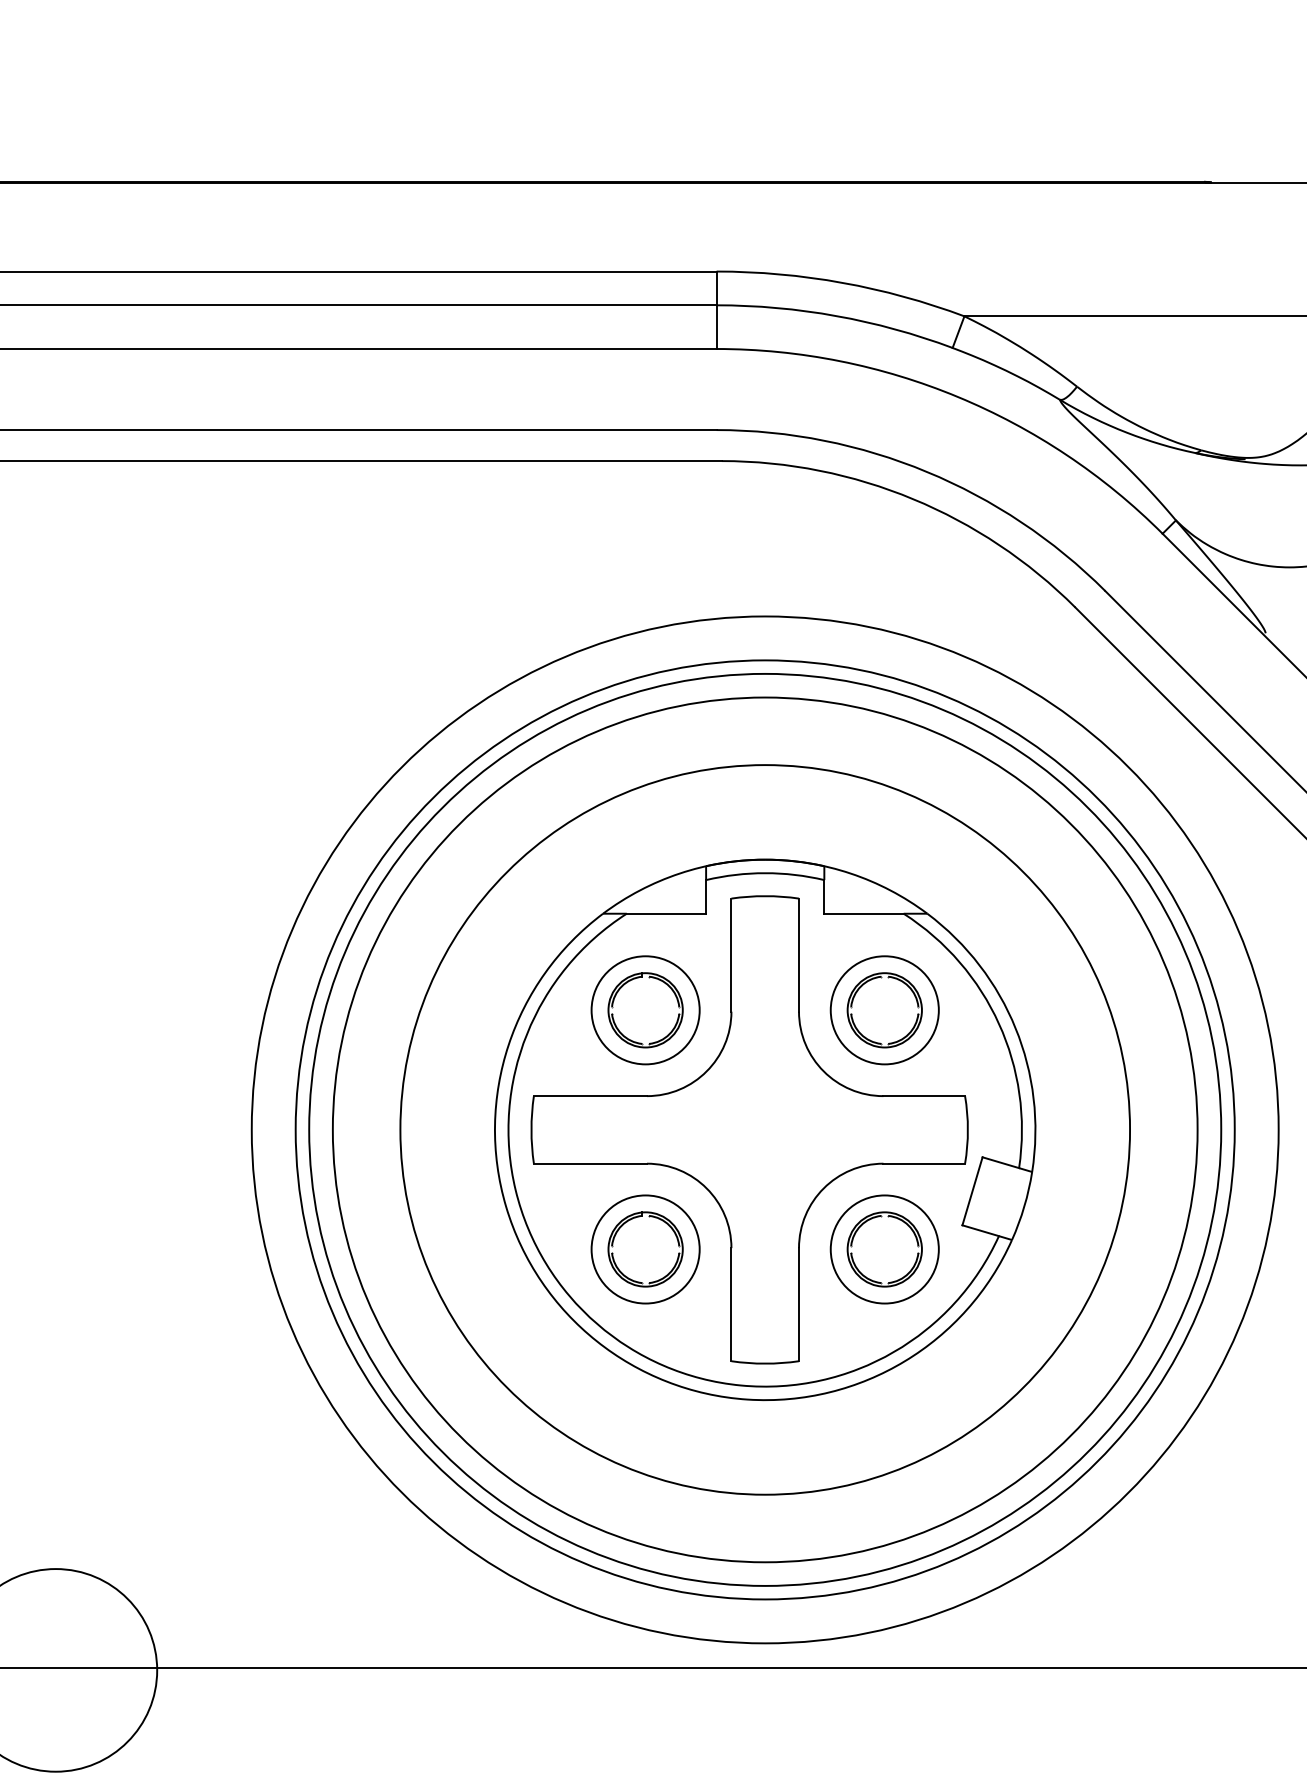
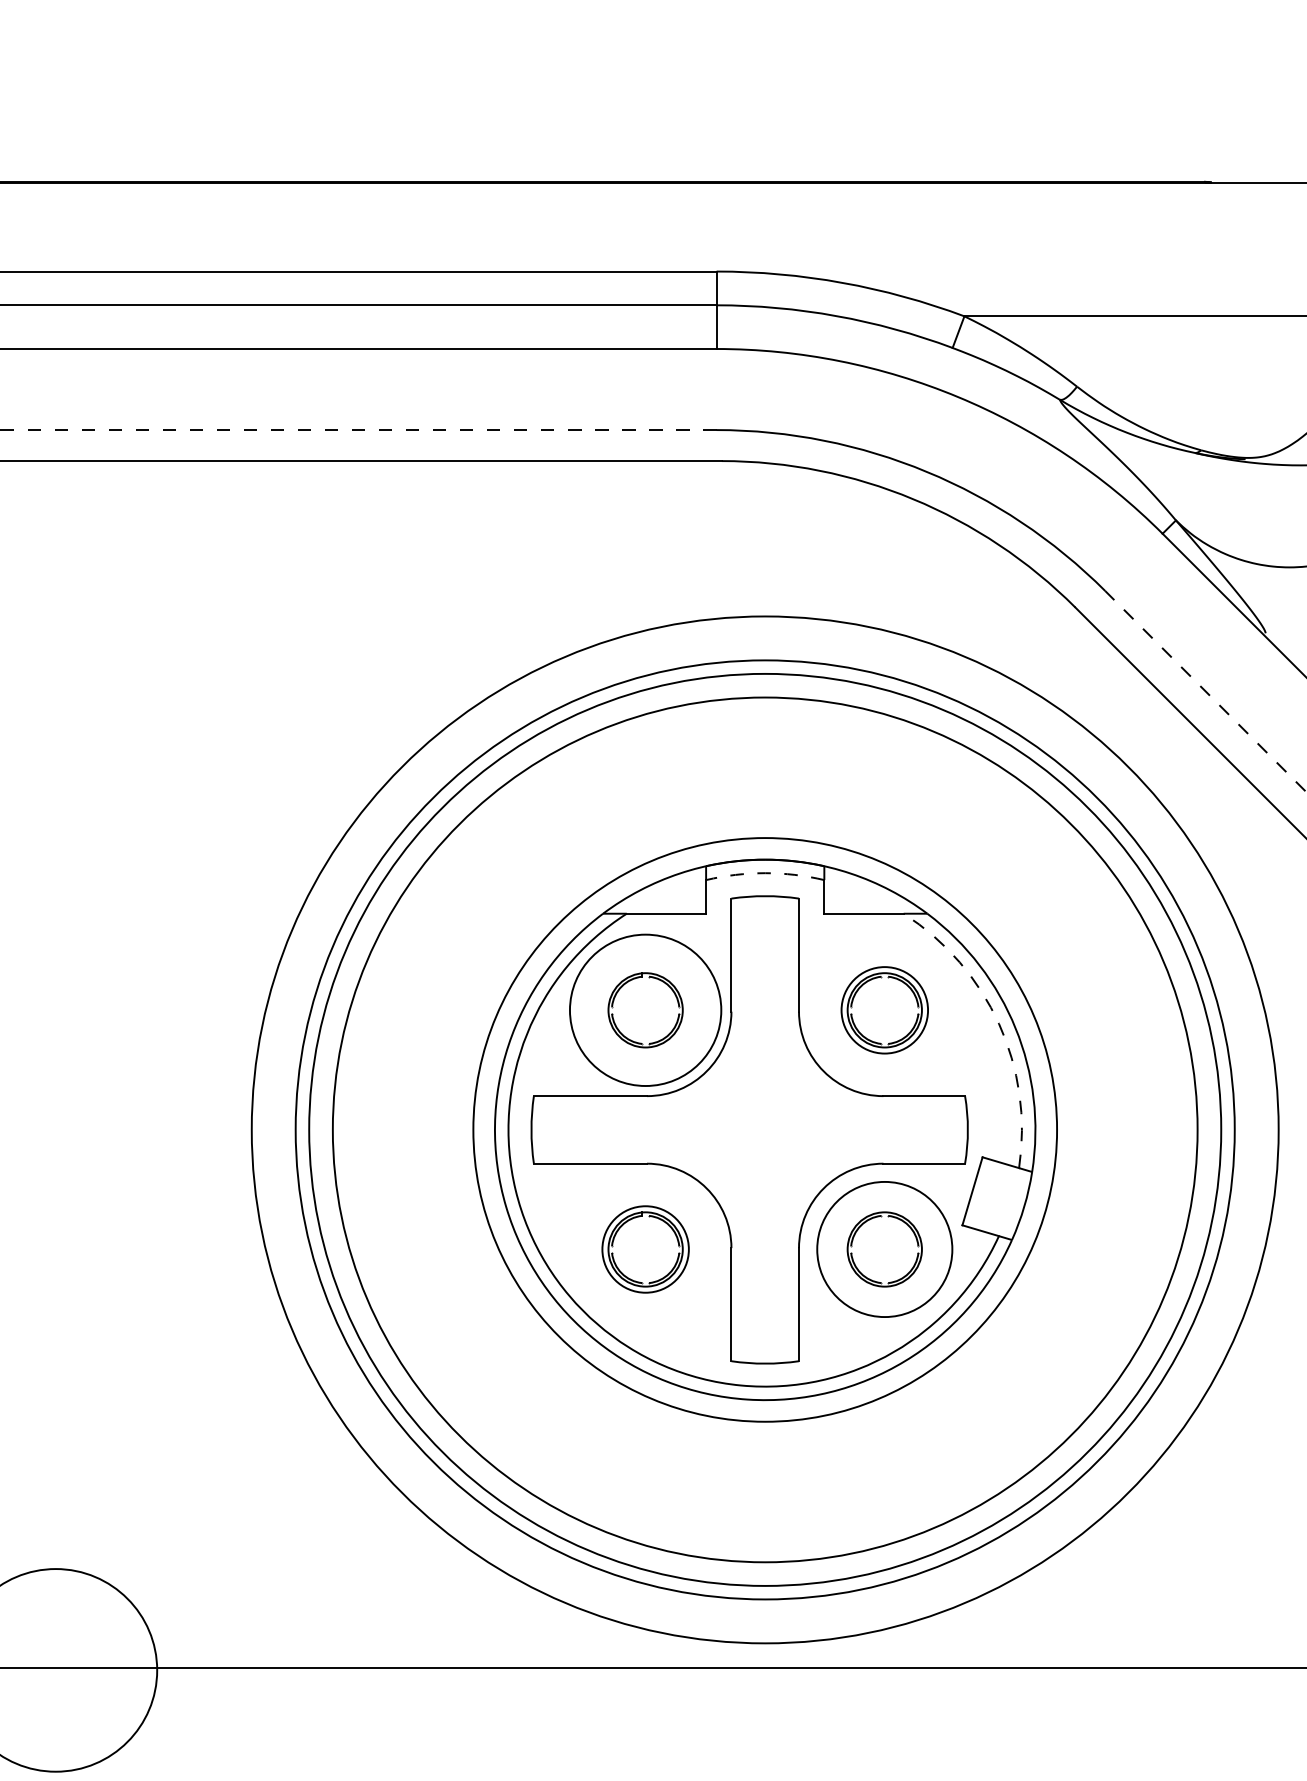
line: solid -> dashed (358, 430)
line: solid -> dashed (1205, 691)
arc: solid -> dashed (765, 873)
circle diameter: 108 px -> 151 px (645, 1010)
circle diameter: 108 px -> 86 px (884, 1010)
arc: solid -> dashed (999, 1023)
circle diameter: 730 px -> 584 px (765, 1129)
circle diameter: 108 px -> 86 px (645, 1249)
circle diameter: 108 px -> 135 px (884, 1249)
